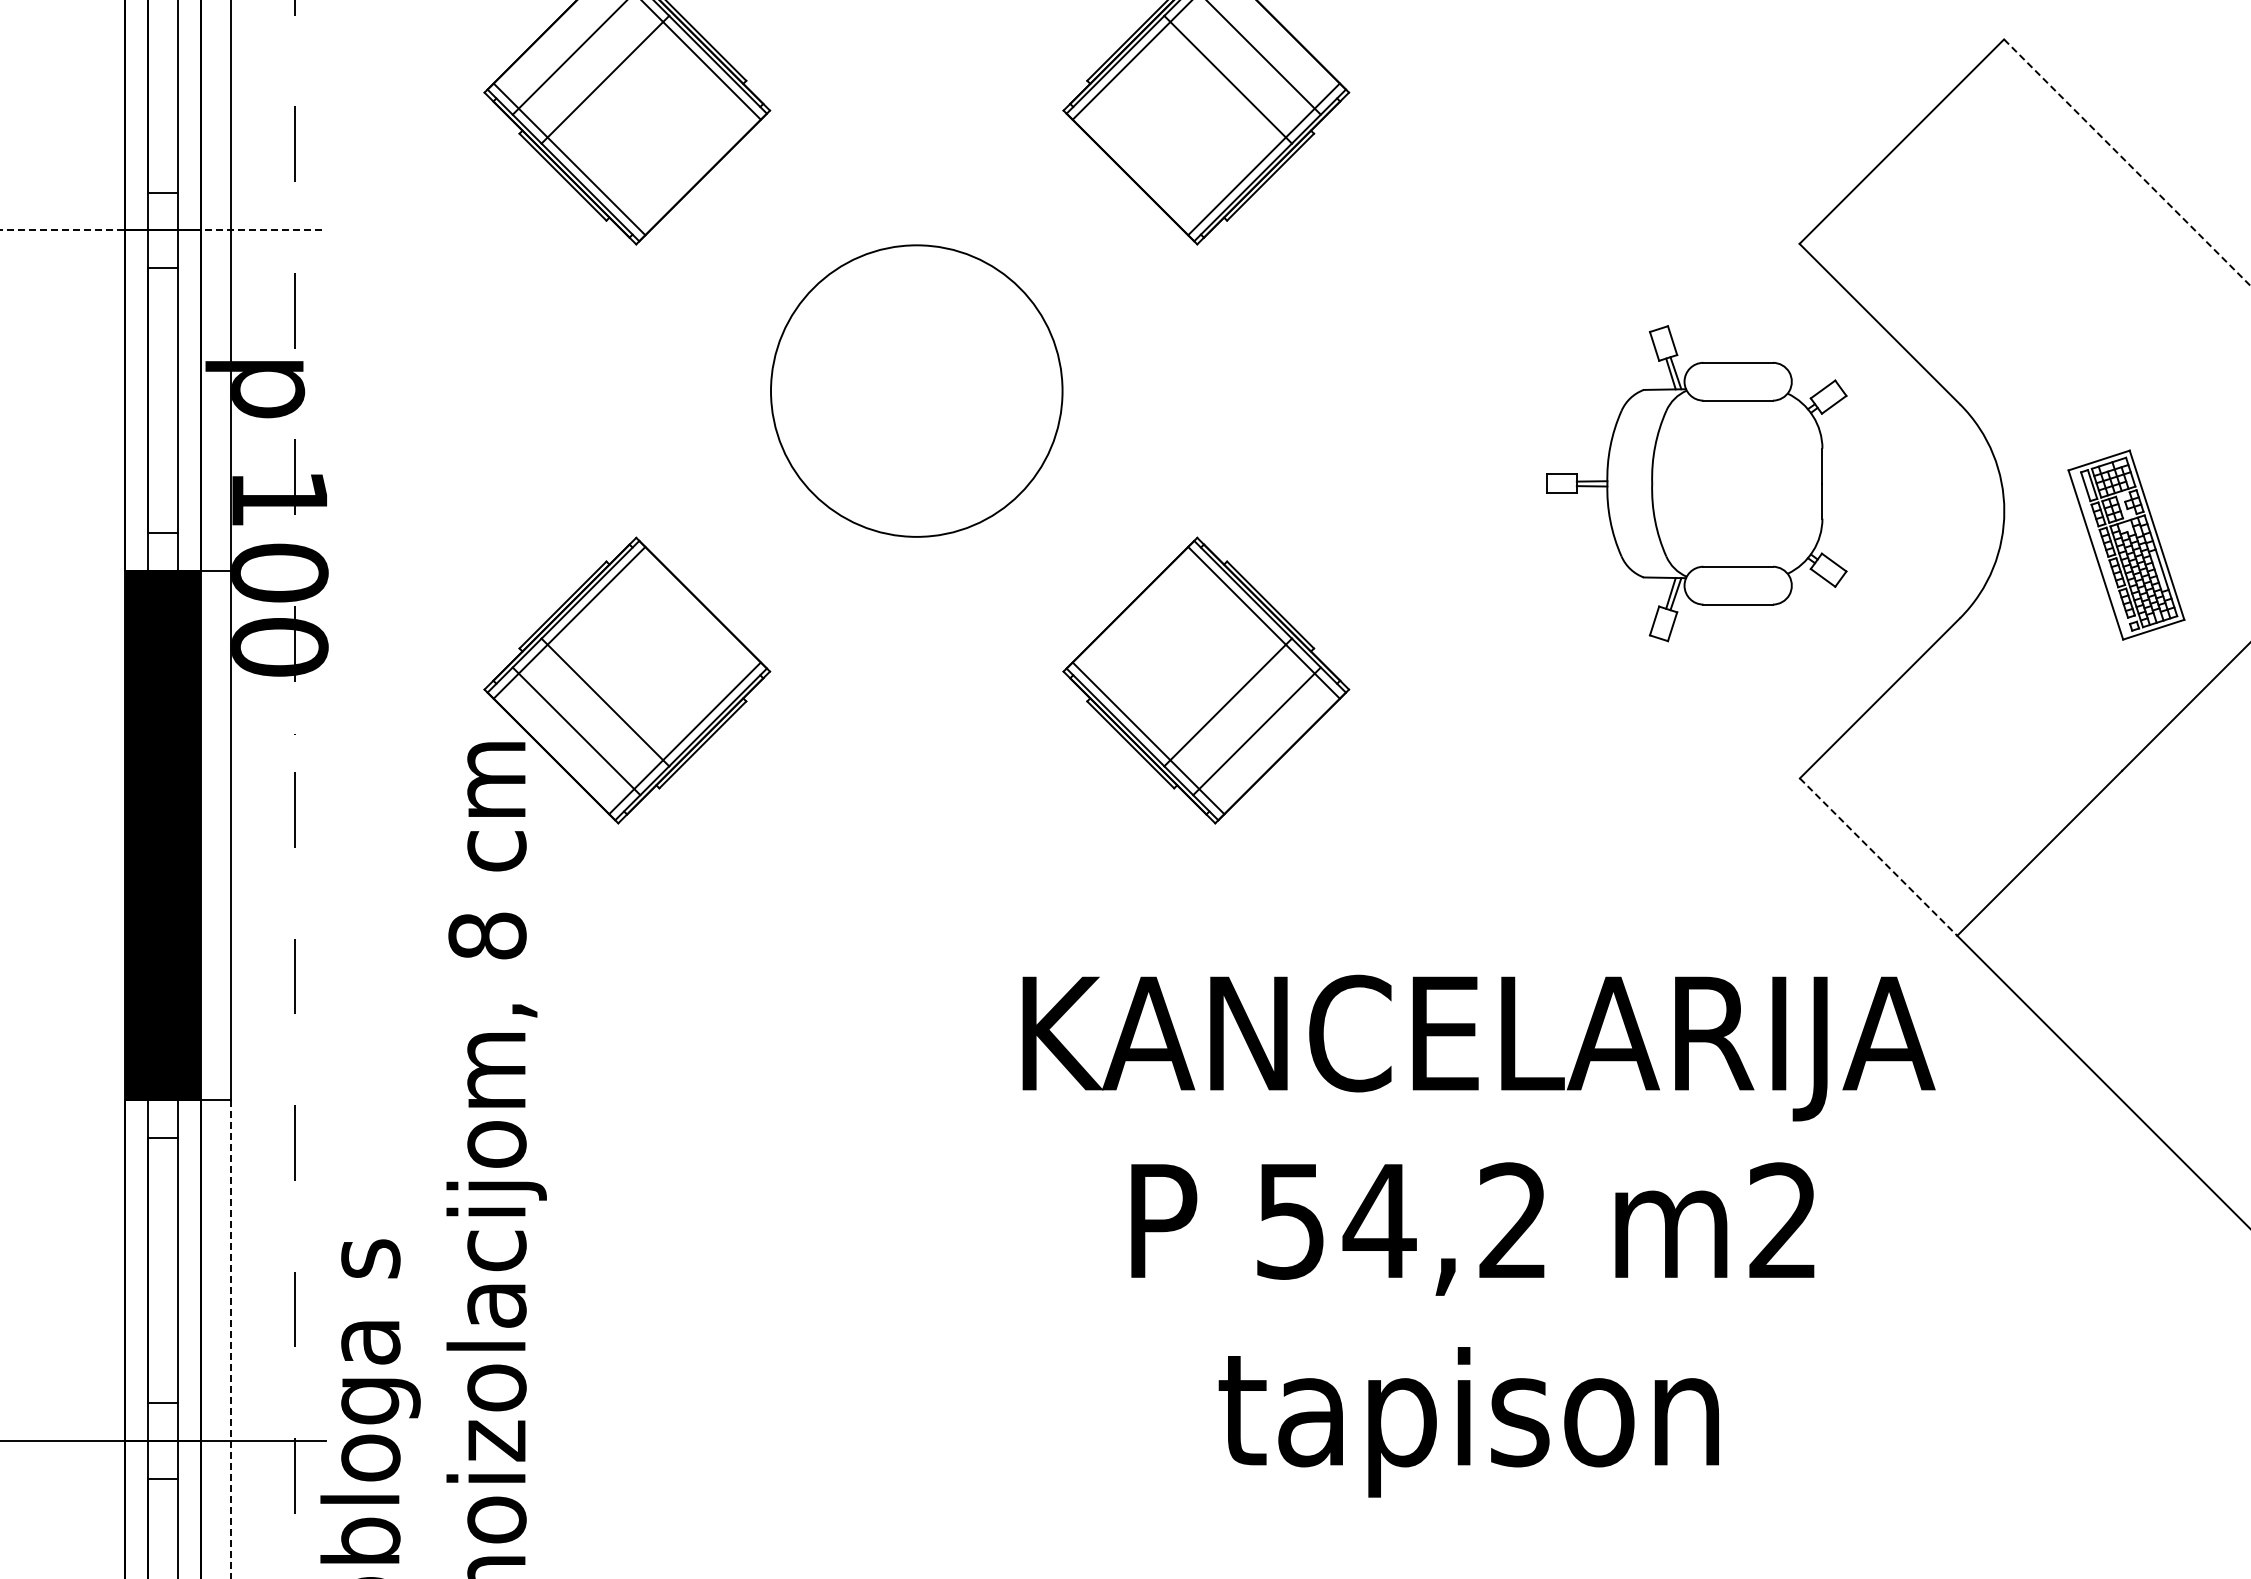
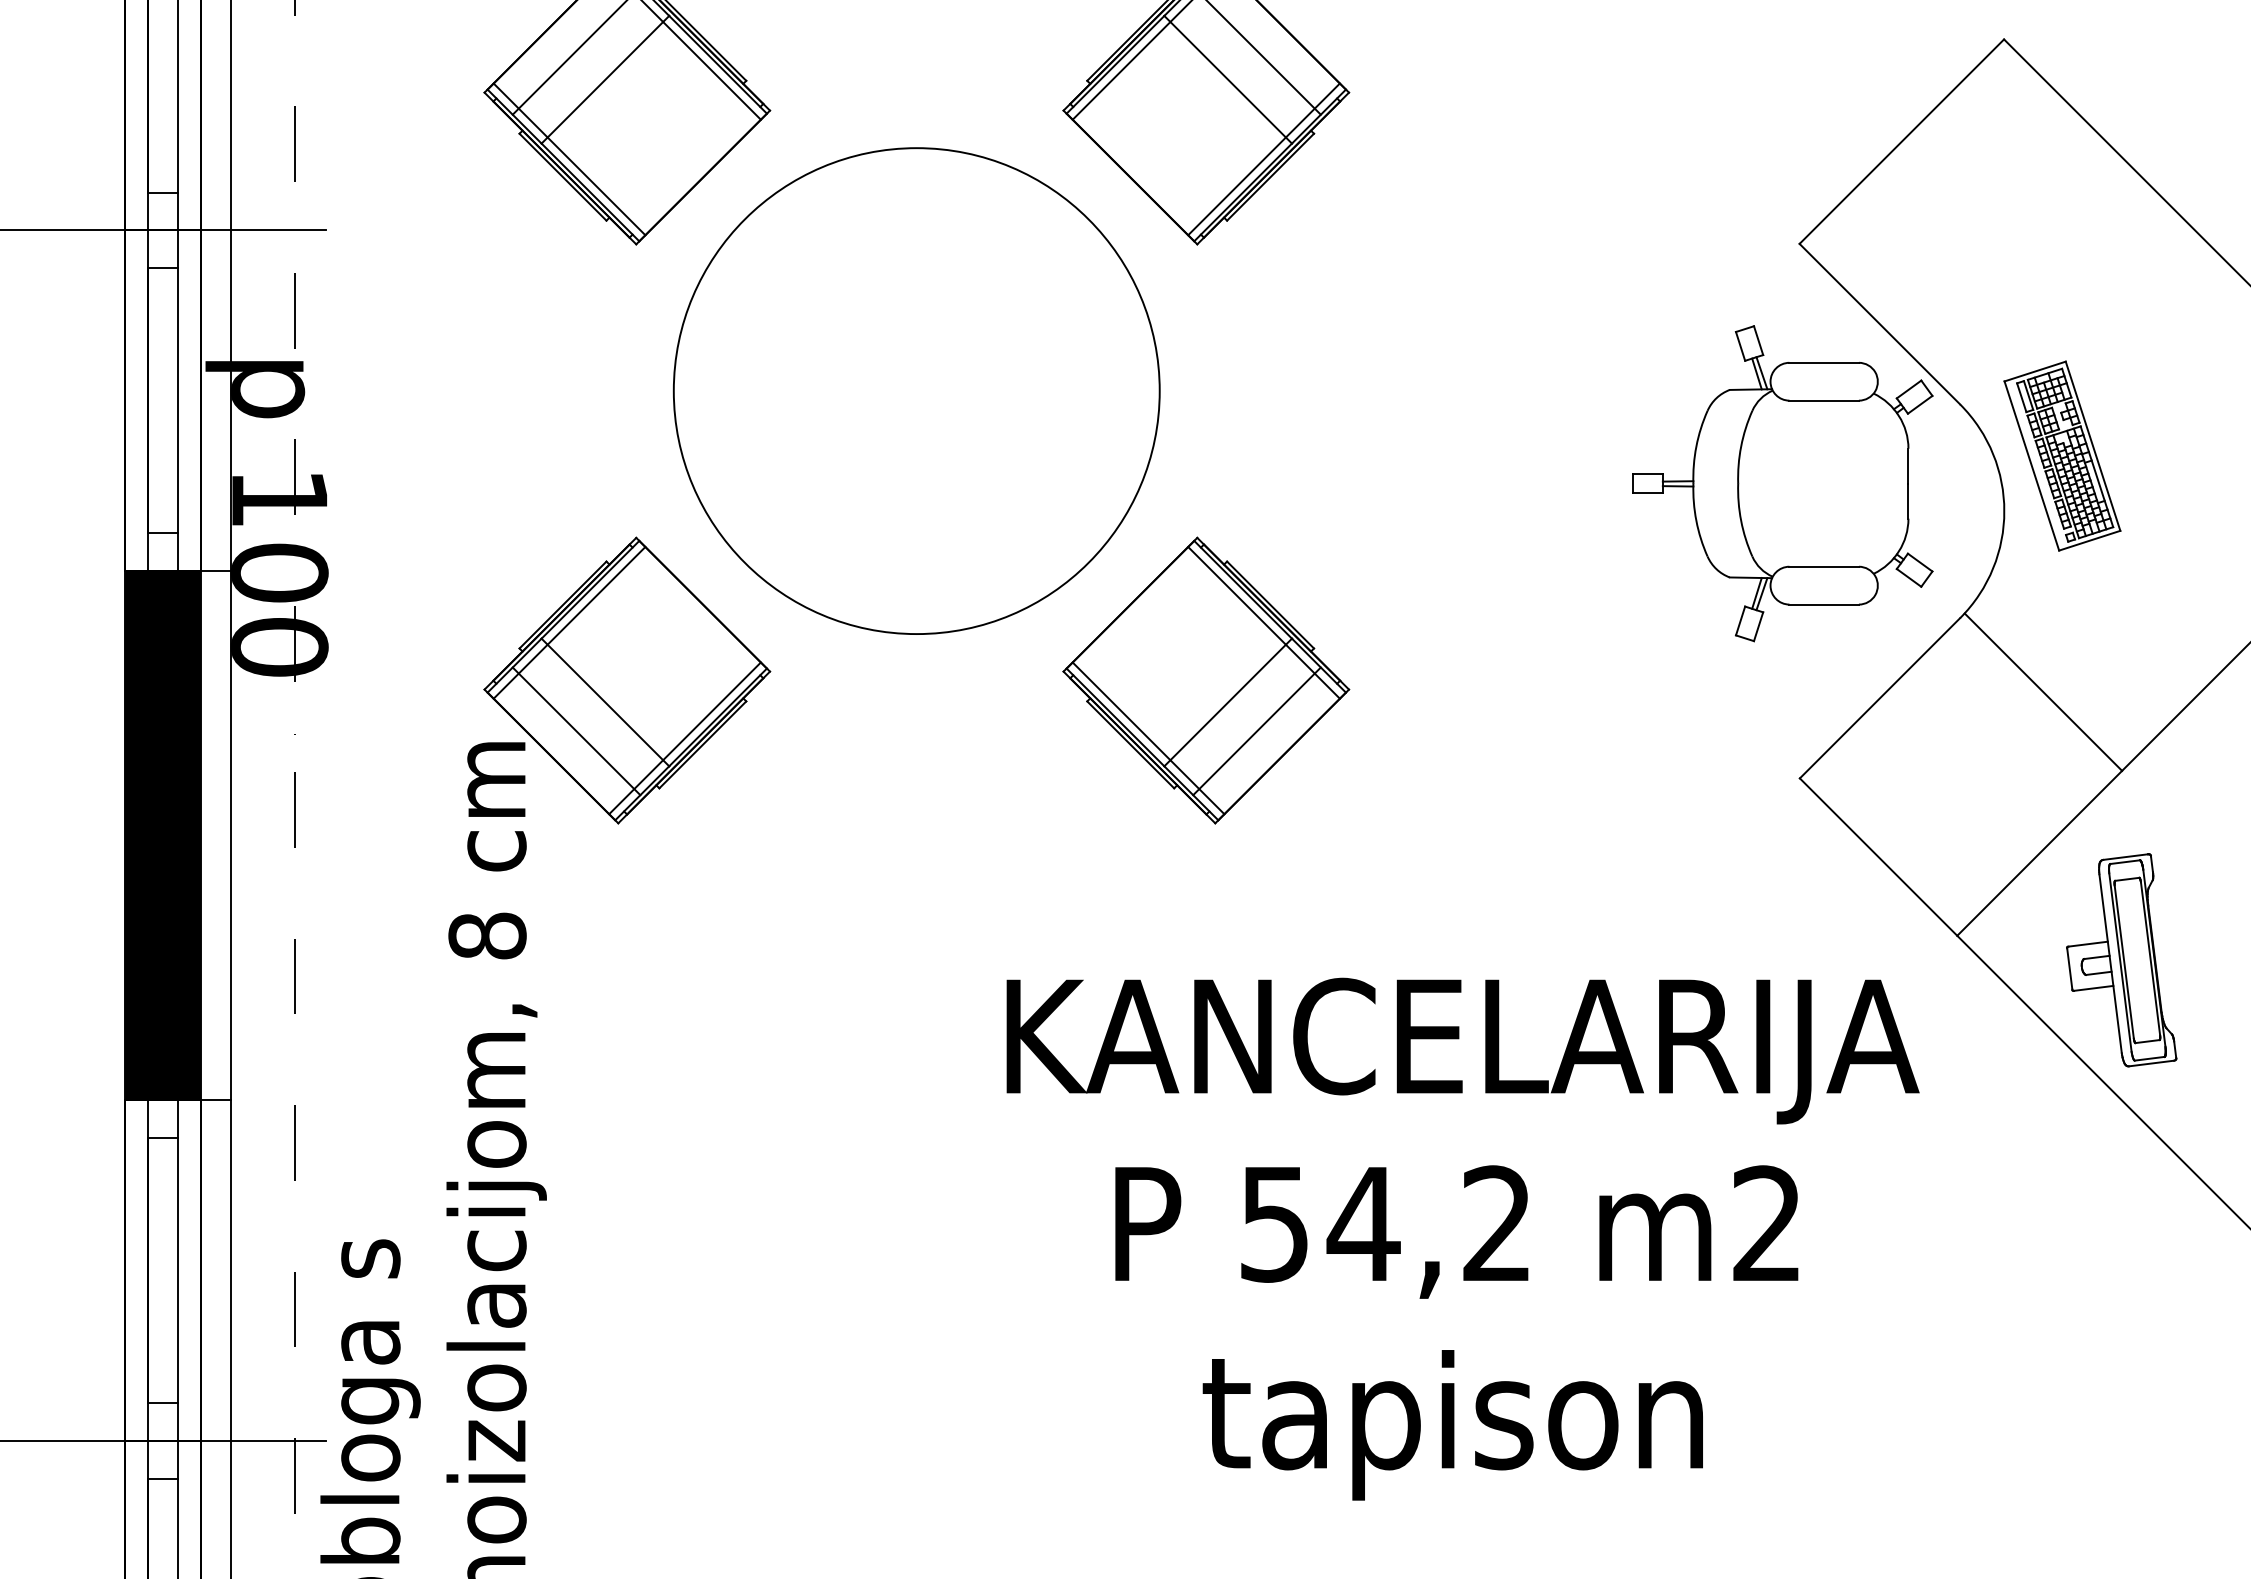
line: dashed -> solid (2127, 163)
line: dashed -> solid (163, 230)
circle diameter: 292 px -> 486 px (916, 391)
part position: (1696, 483) -> (1782, 483) (1782, 483)
part position: (2126, 544) -> (2062, 455) (2062, 455)
line: none -> present (2043, 691)
line: dashed -> solid (1878, 857)
part: none -> present (2121, 960)
text position: (1478, 1235) -> (1462, 1238) (1462, 1238)
line: dashed -> solid (230, 1339)
